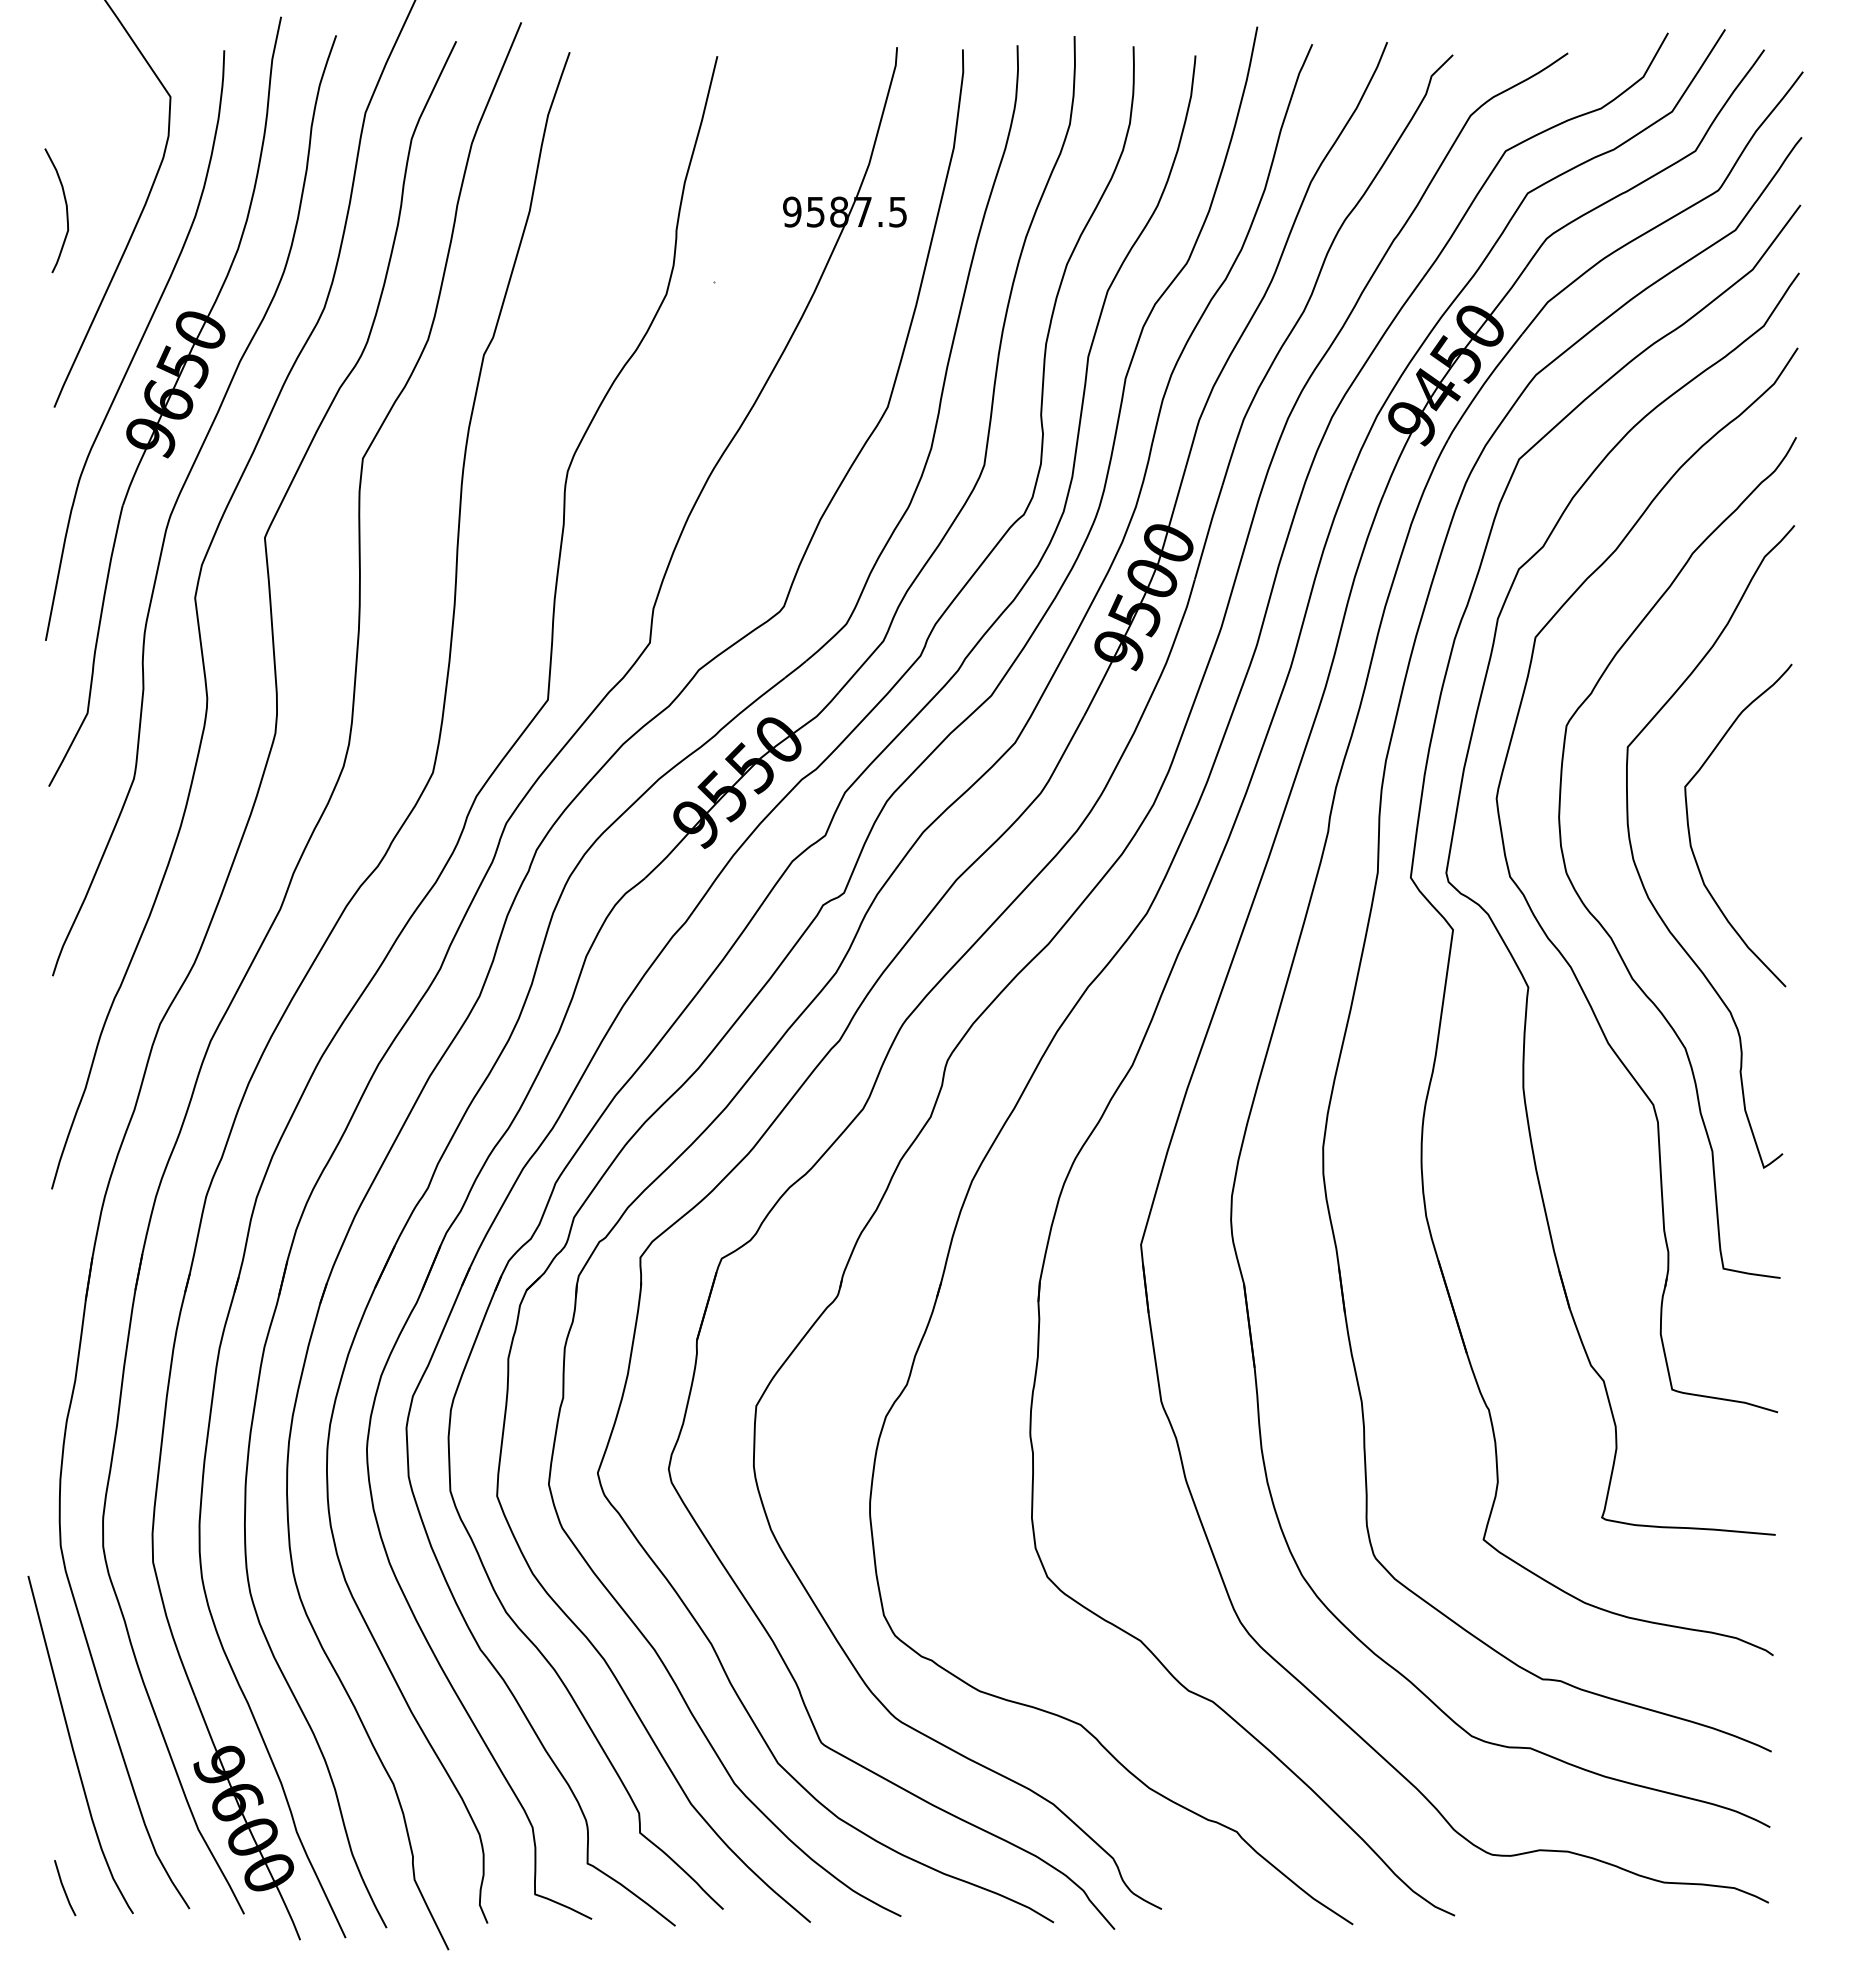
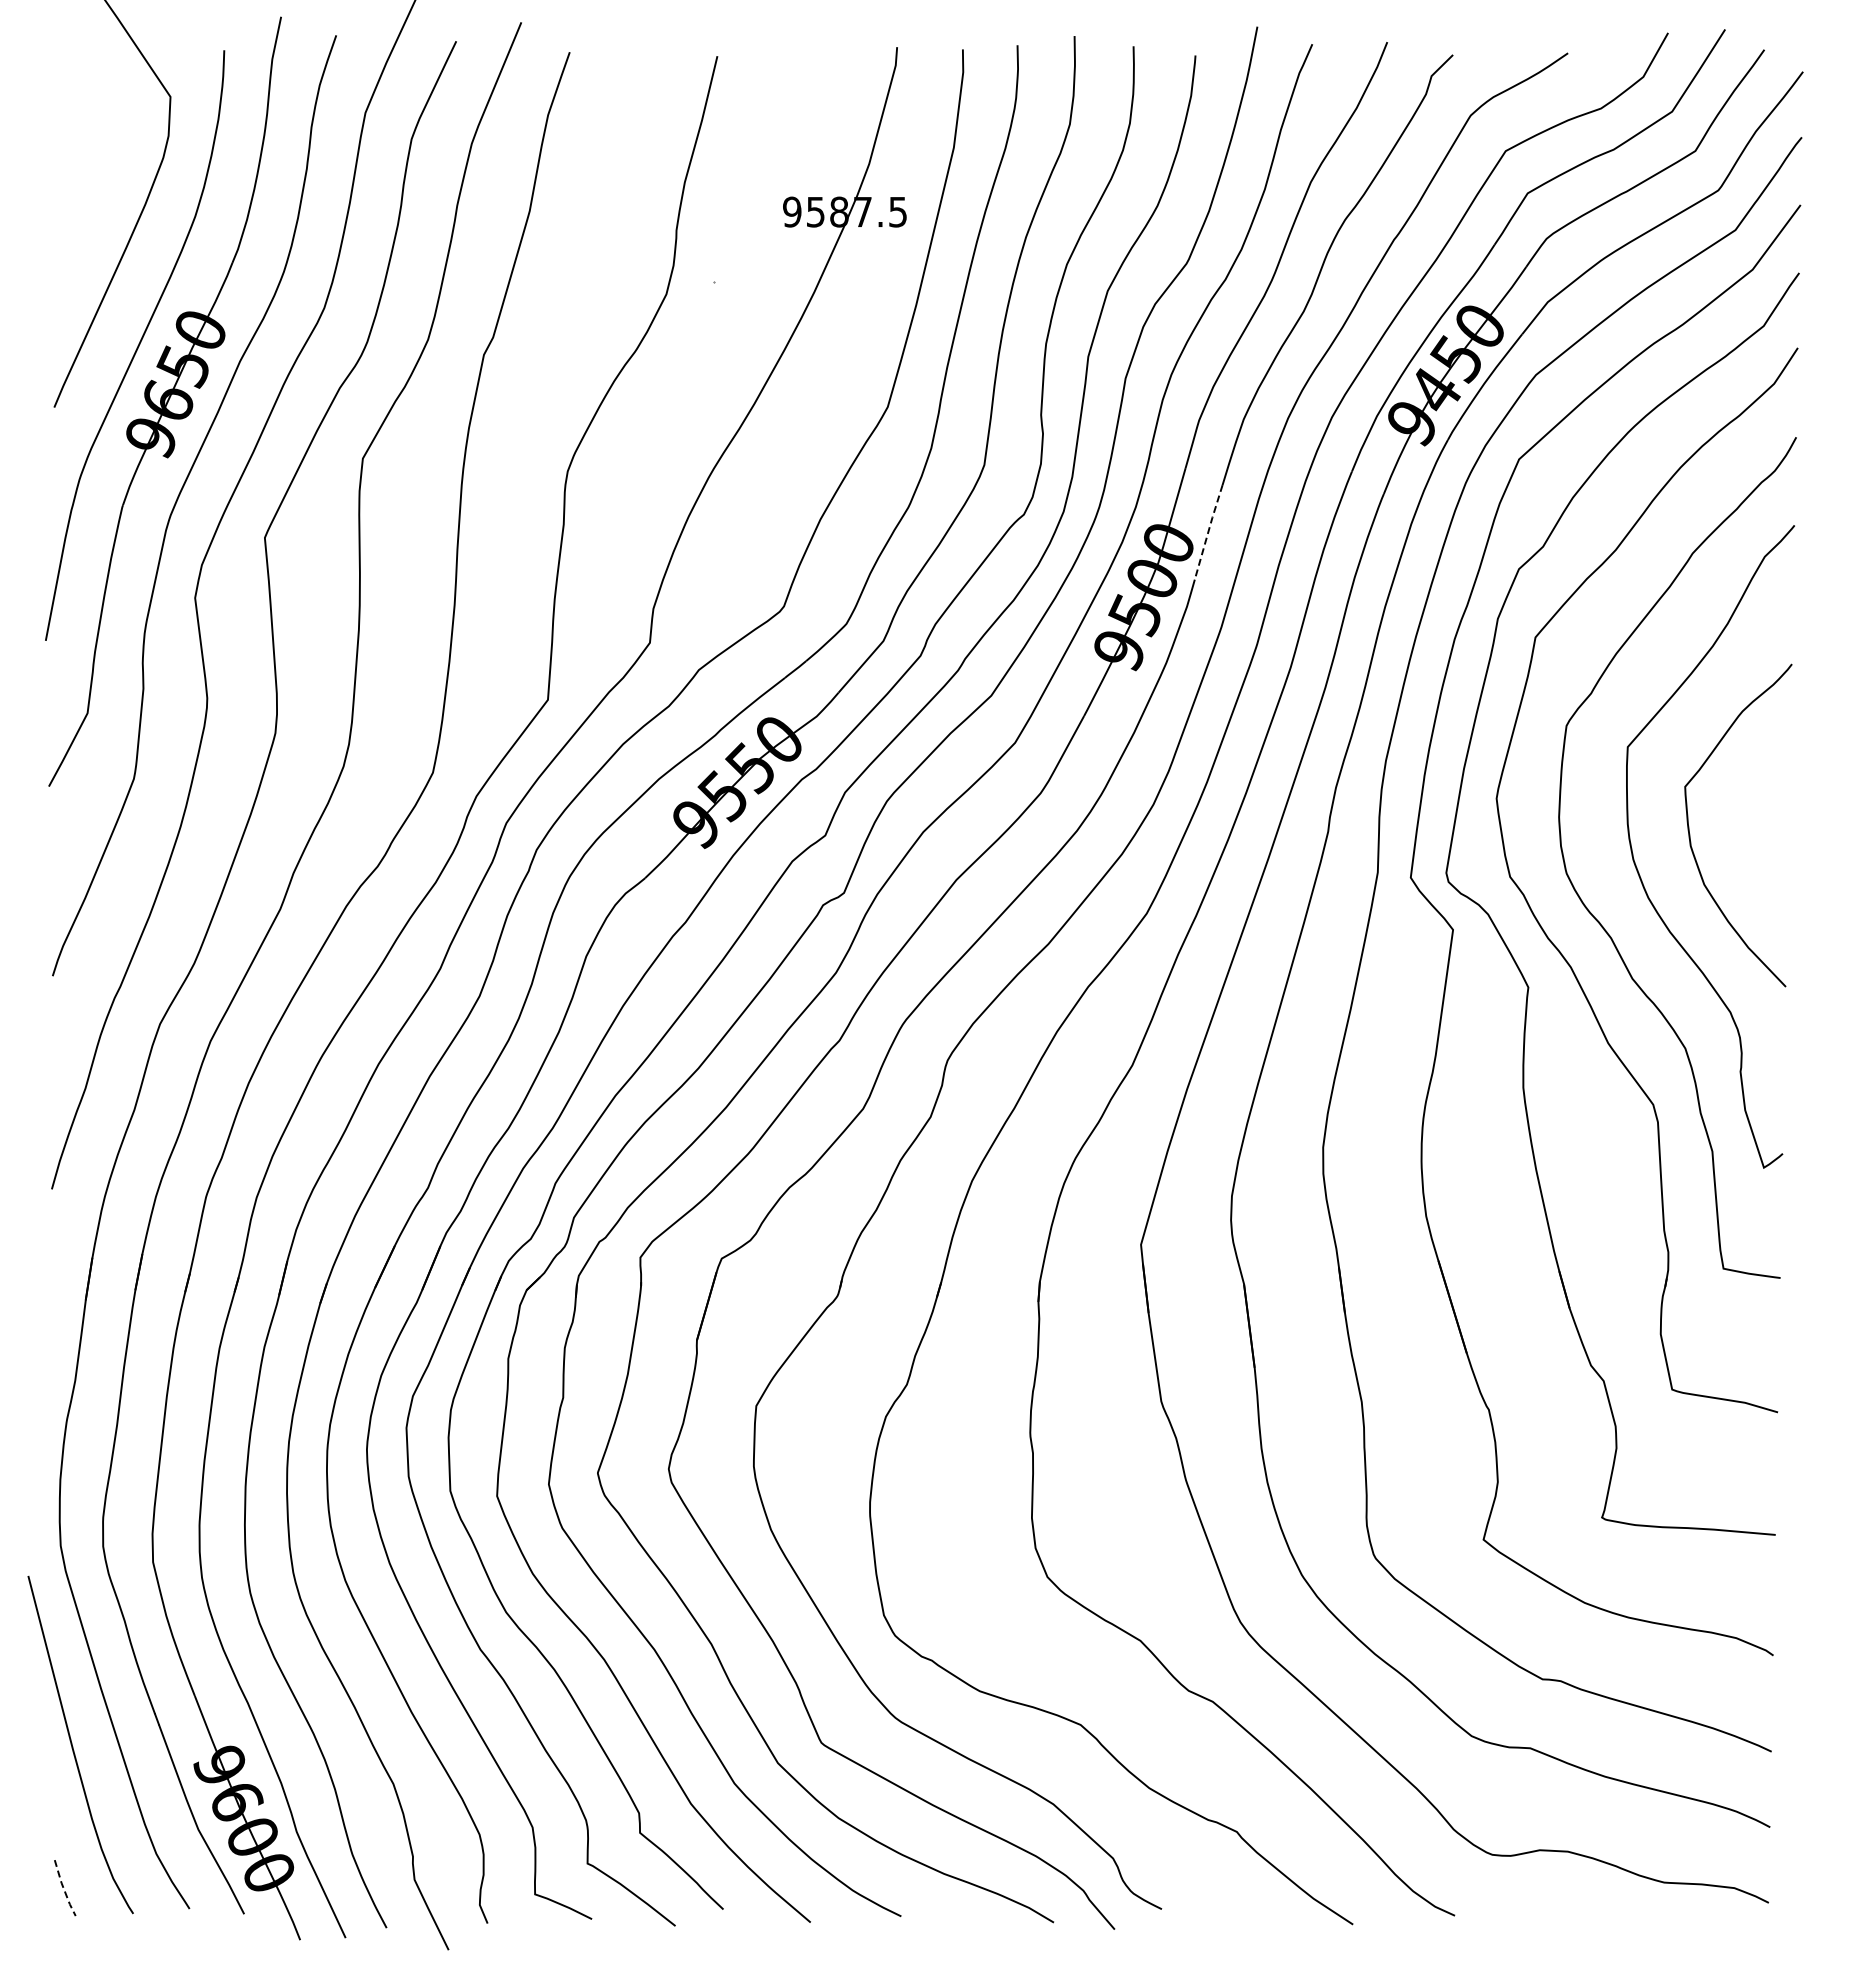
curve: present -> none (66, 210)
line: solid -> dashed (1208, 531)
line: solid -> dashed (63, 1888)
